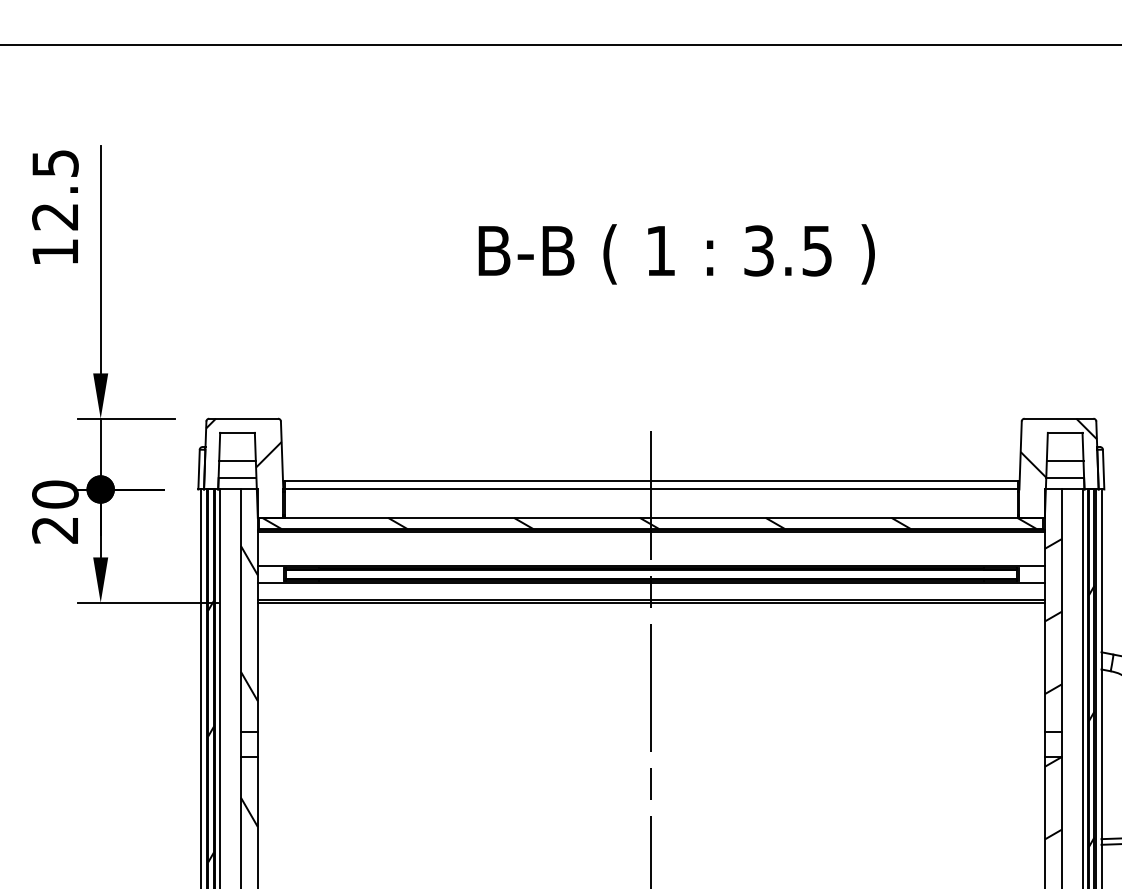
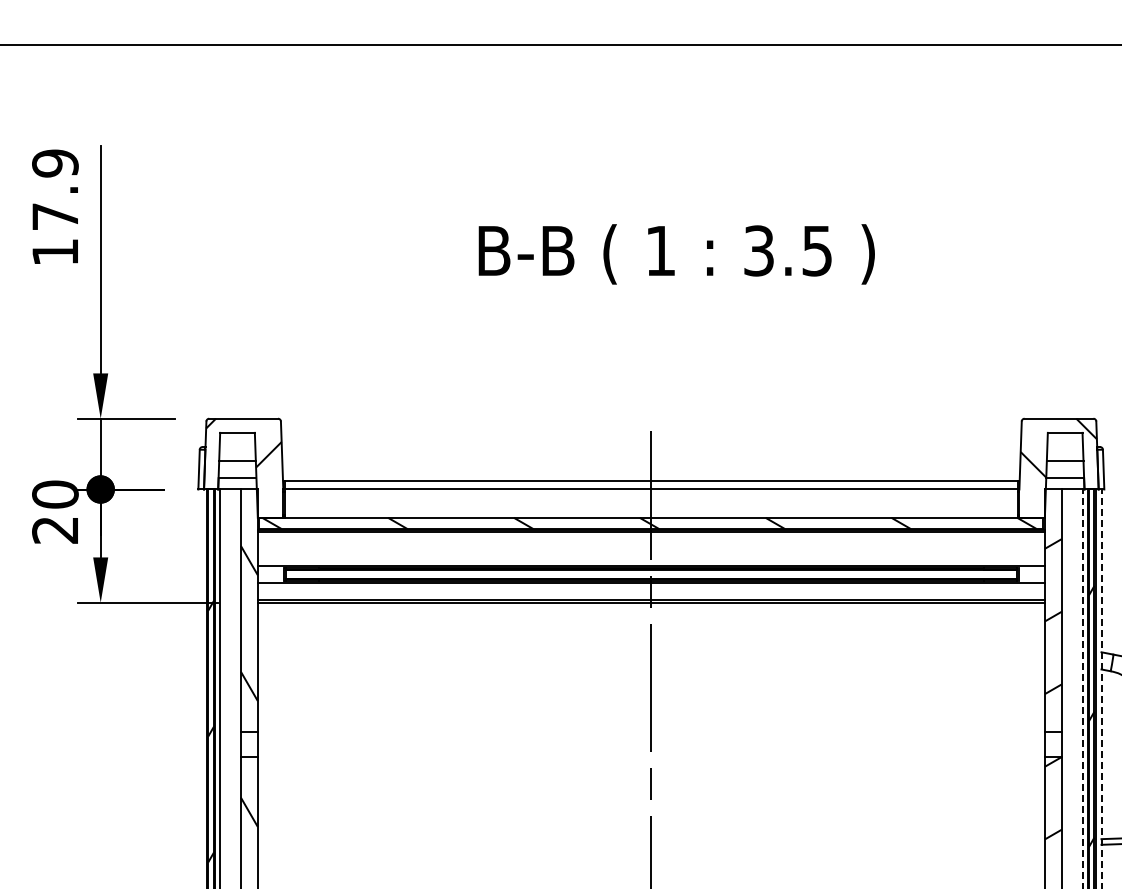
text: 12.5 -> 17.9 (55, 189)
line: present -> none (201, 687)
line: solid -> dashed (1082, 688)
line: solid -> dashed (1101, 688)
